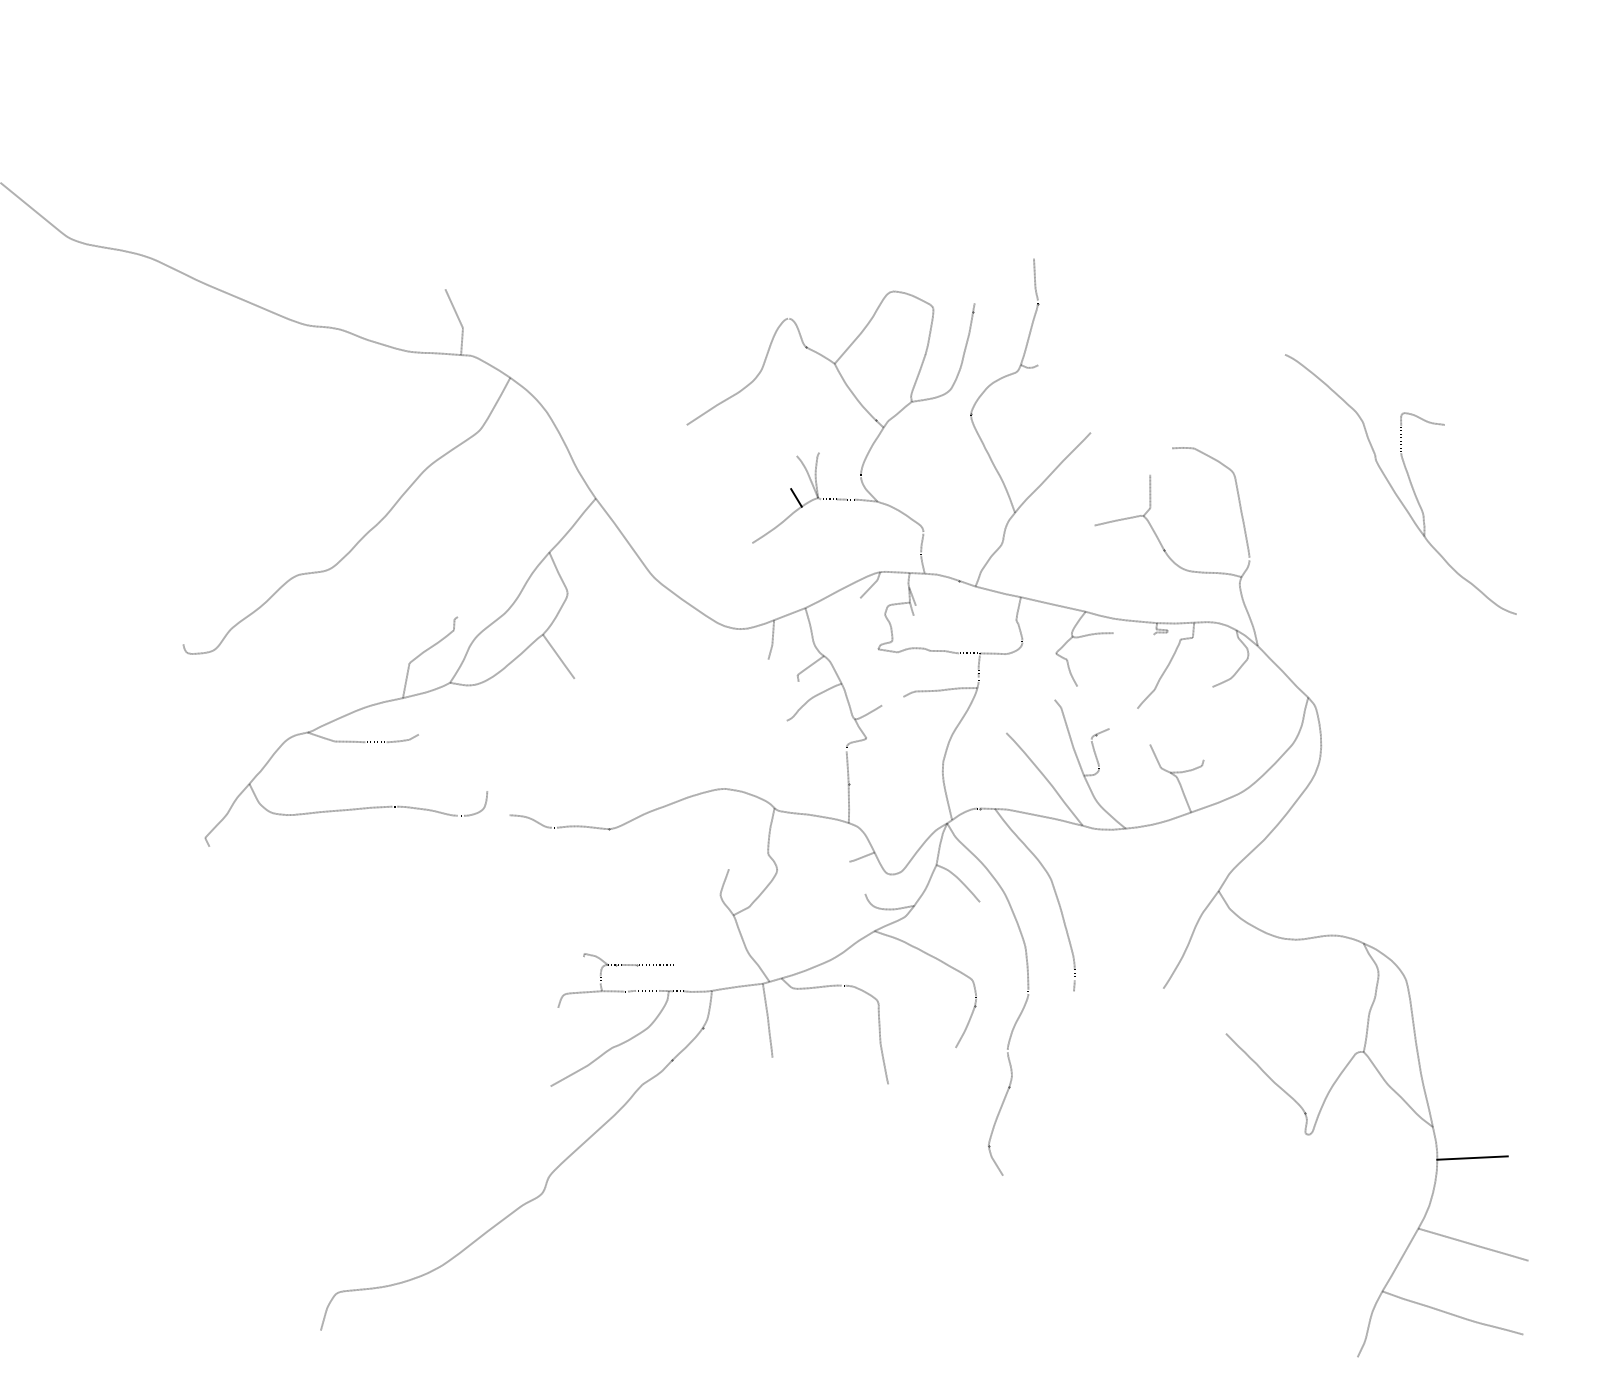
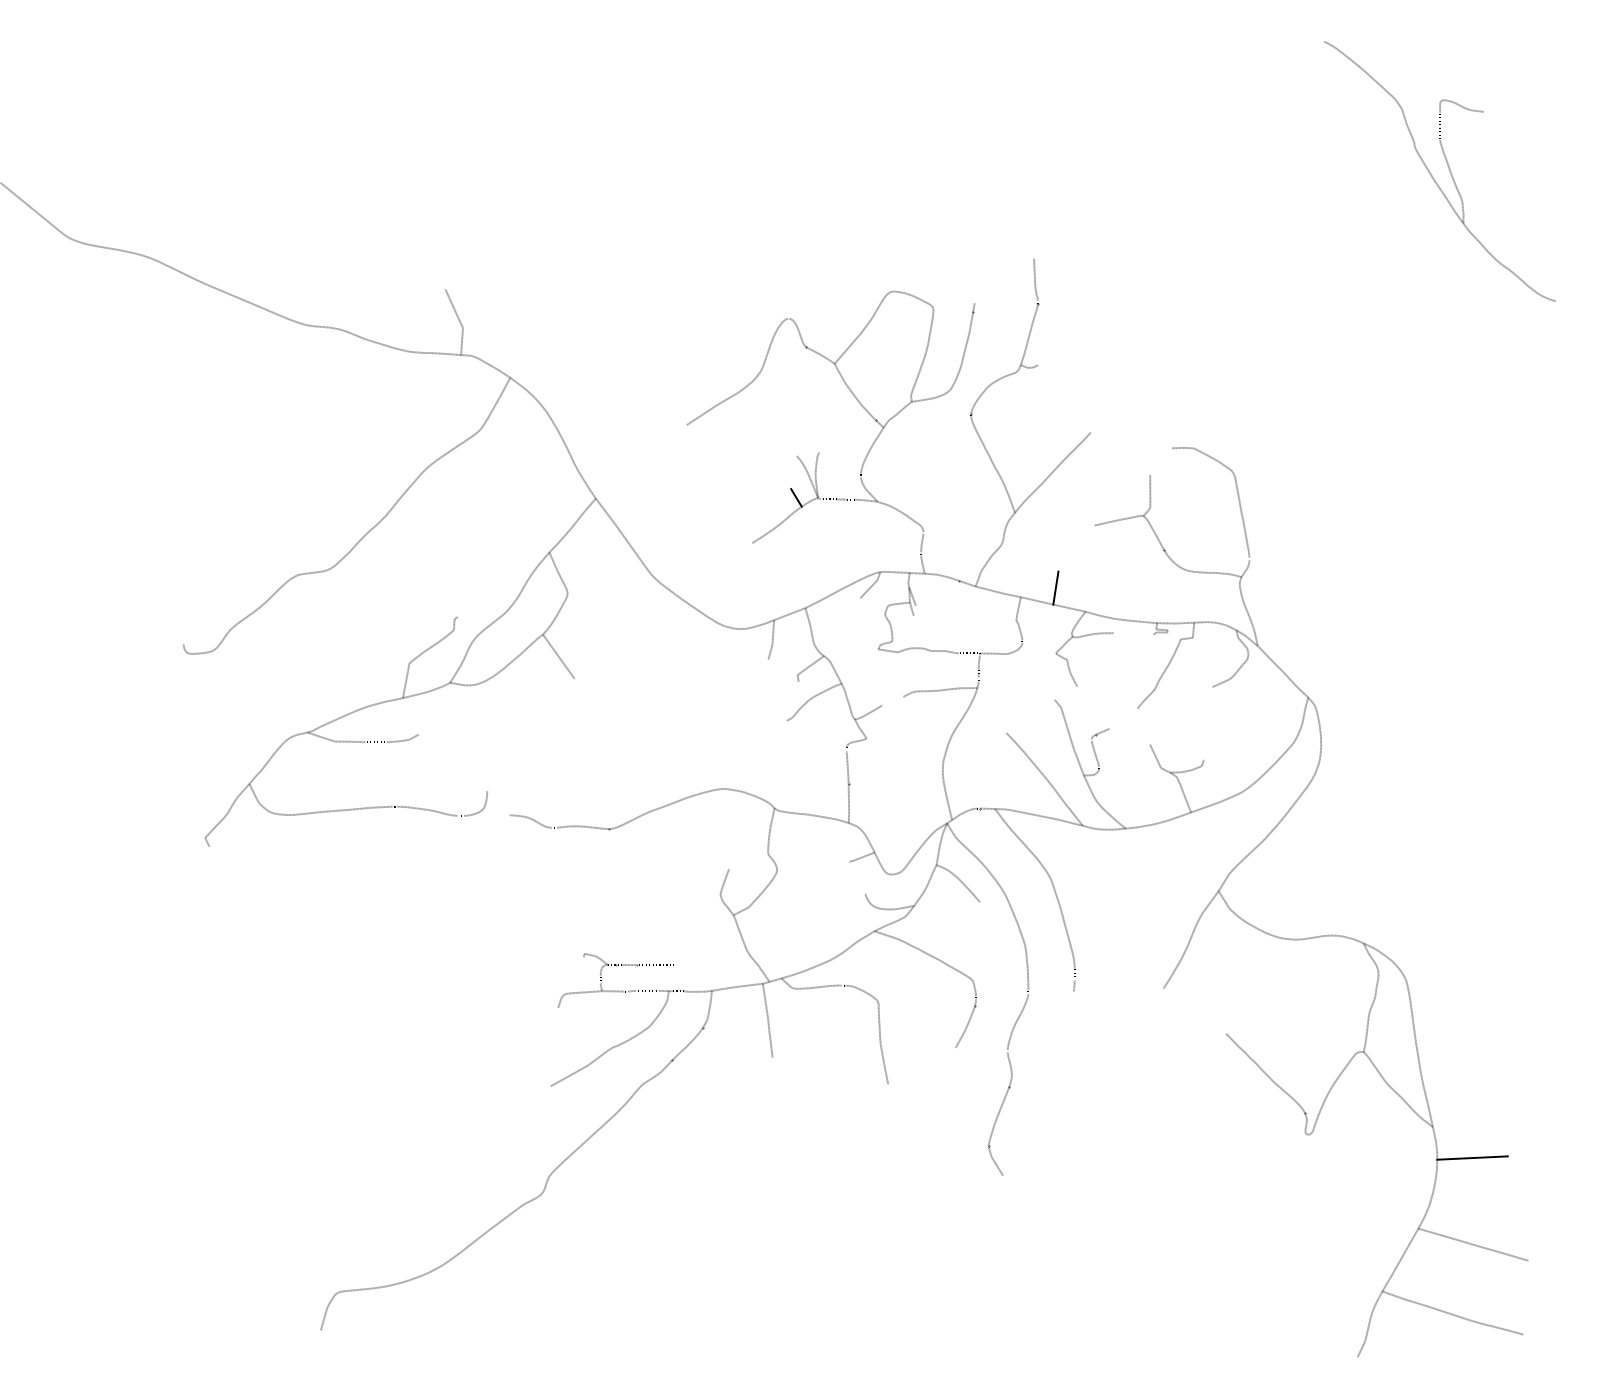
part position: (1393, 488) -> (1432, 175) (1432, 175)
line: none -> present (1055, 587)
